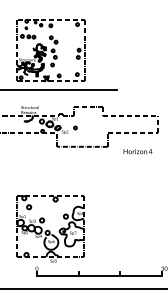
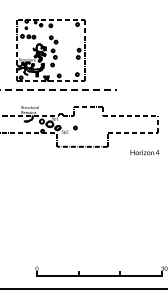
line: solid -> dashed (59, 90)
text position: (137, 151) -> (144, 152) (144, 152)
part: present -> none (50, 228)
